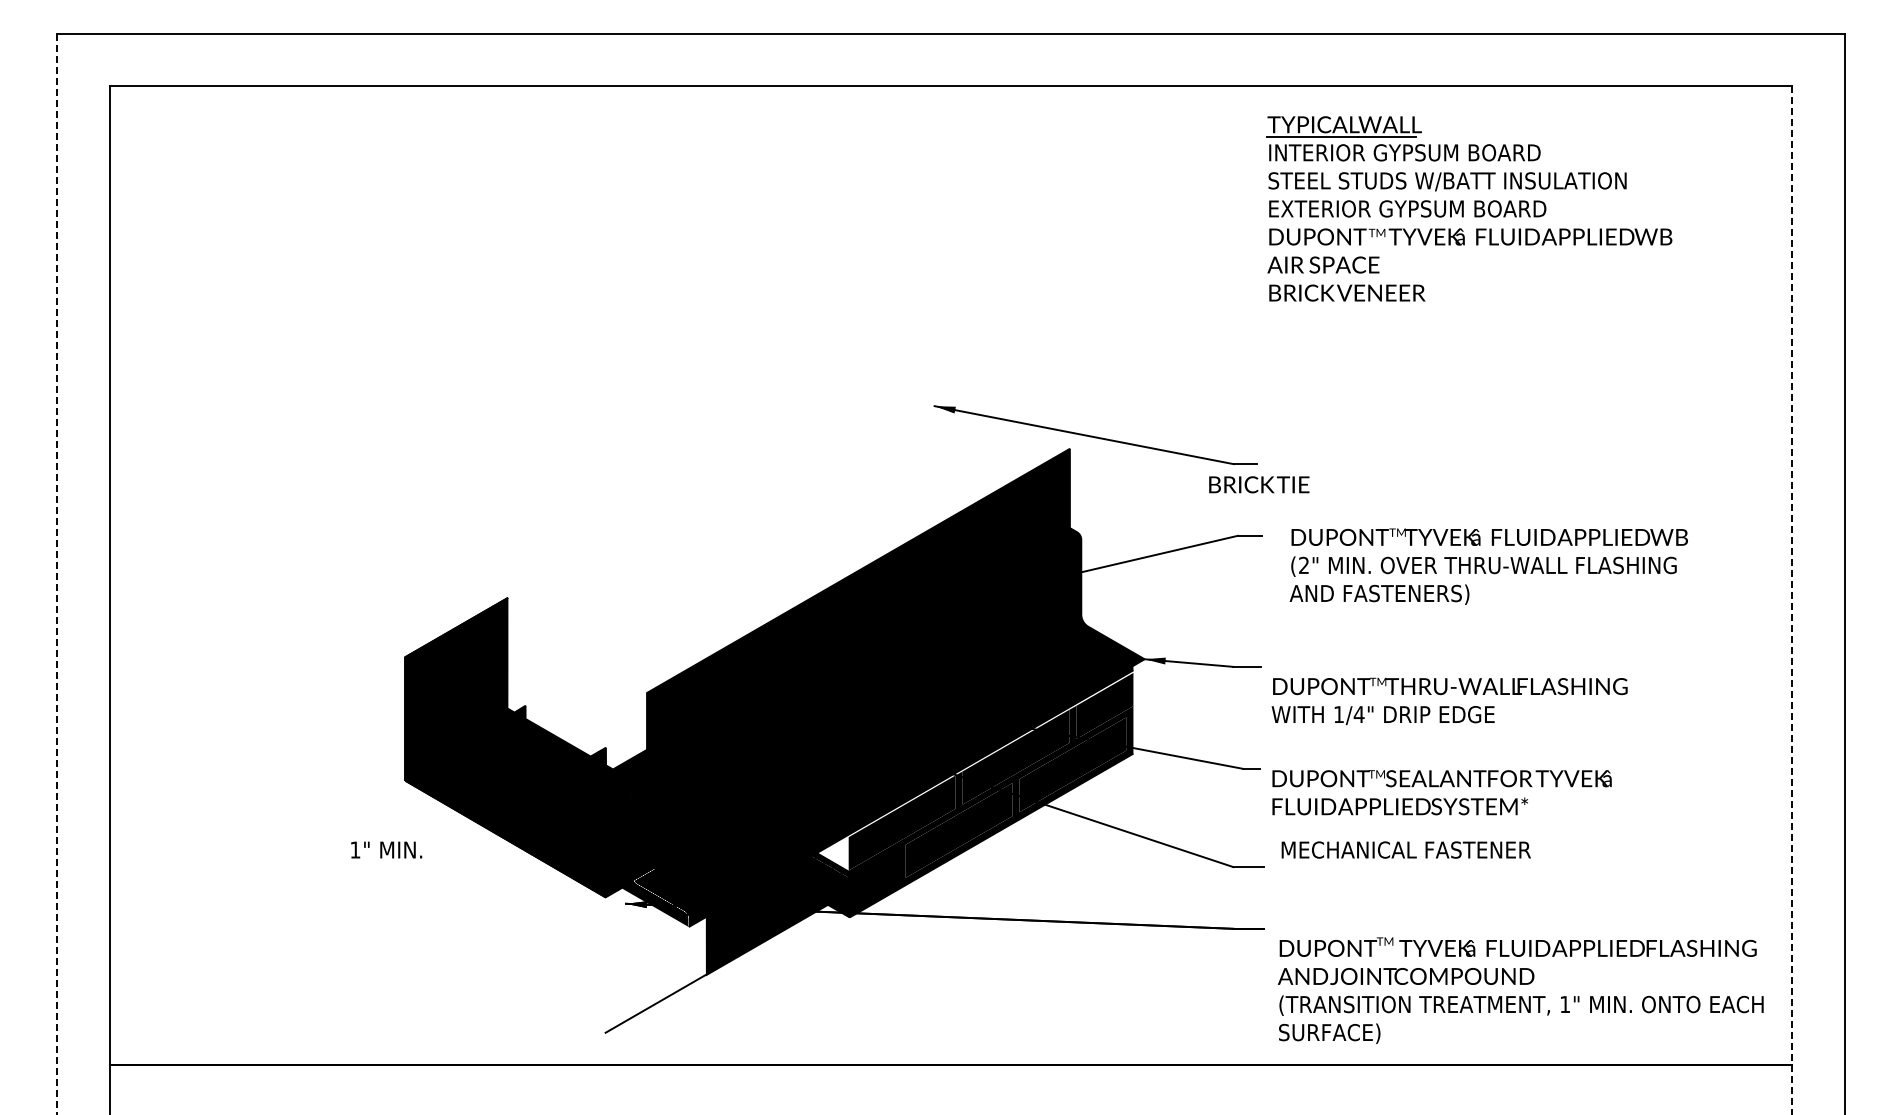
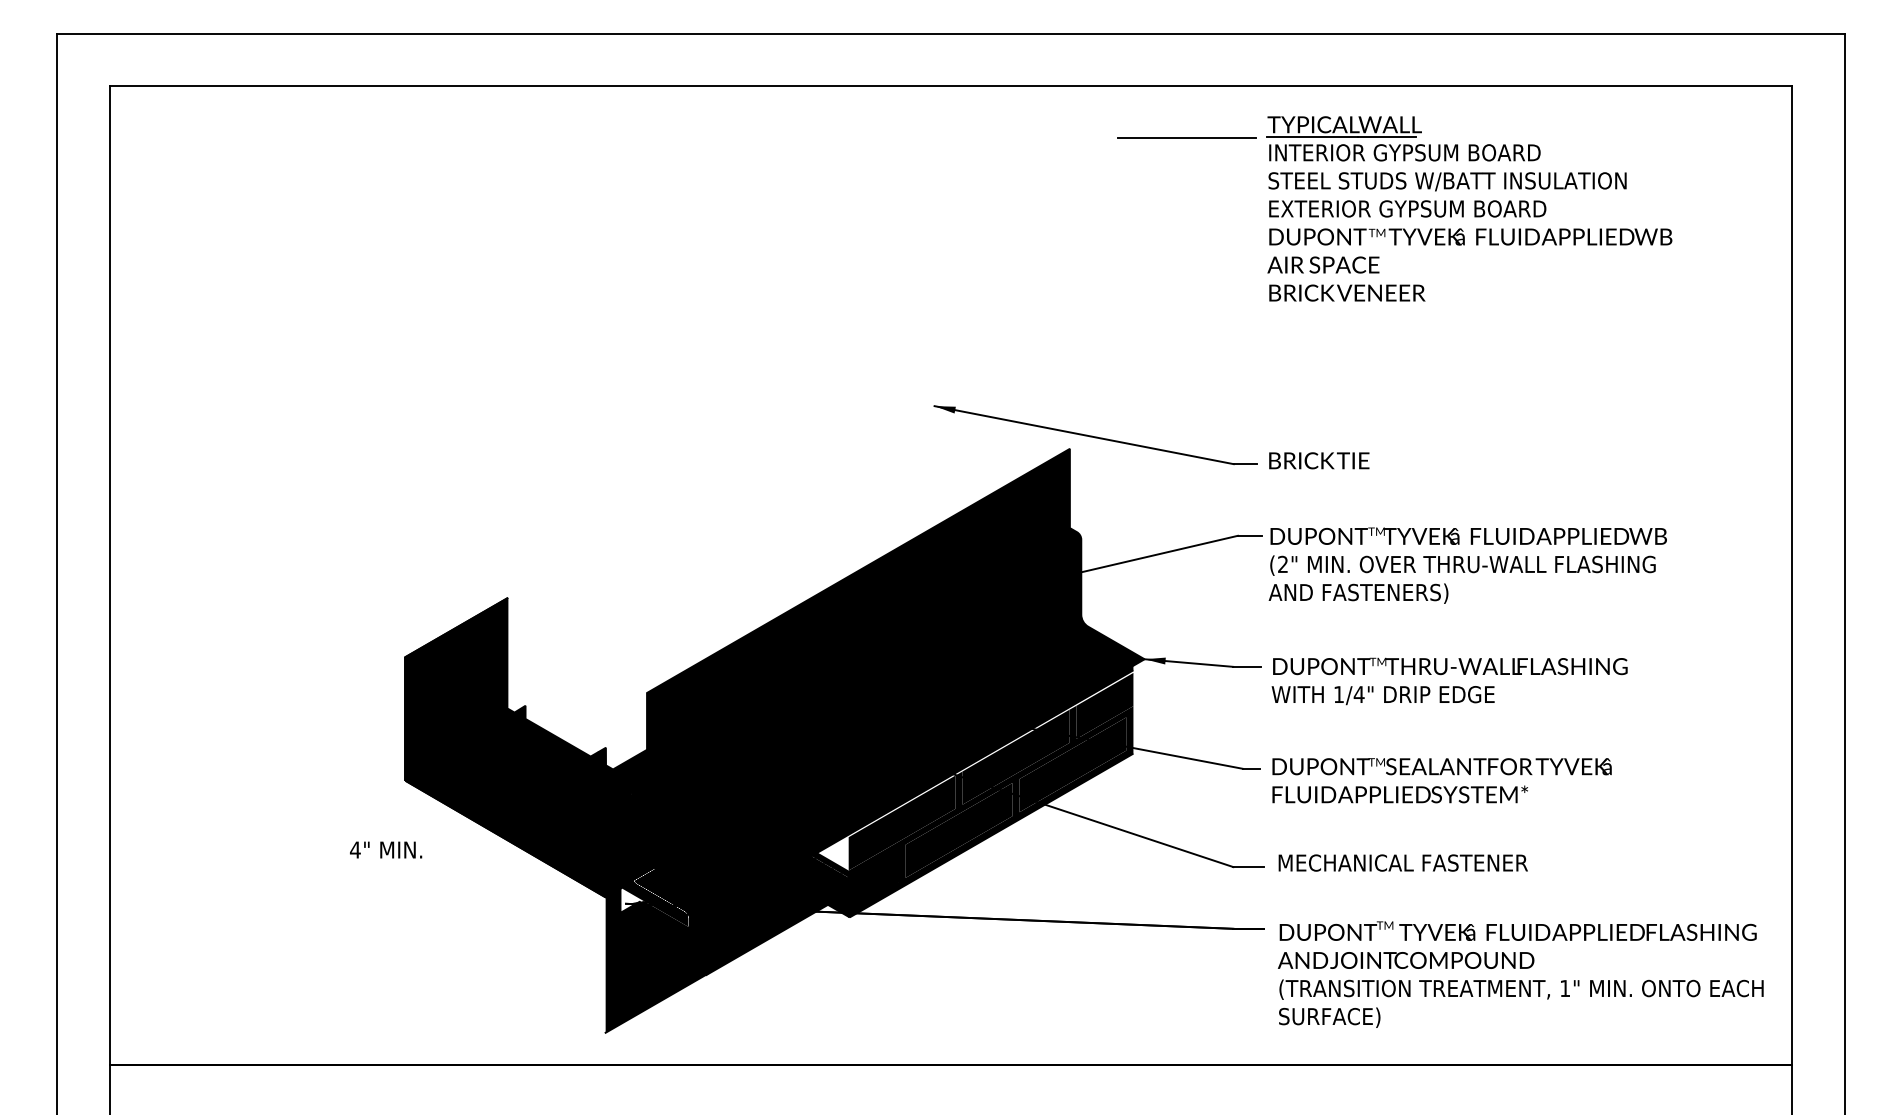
line: none -> present (1186, 137)
text position: (1259, 484) -> (1319, 460) (1319, 460)
text position: (1488, 566) -> (1467, 565) (1467, 565)
line: dashed -> solid (57, 574)
line: dashed -> solid (1792, 601)
text position: (1449, 701) -> (1449, 681) (1449, 681)
text position: (1441, 792) -> (1441, 780) (1441, 780)
text: 1" -> 4" (355, 849)
text position: (1405, 849) -> (1402, 862) (1402, 862)
fill: none -> present (656, 960)
text position: (1520, 990) -> (1520, 974) (1520, 974)
